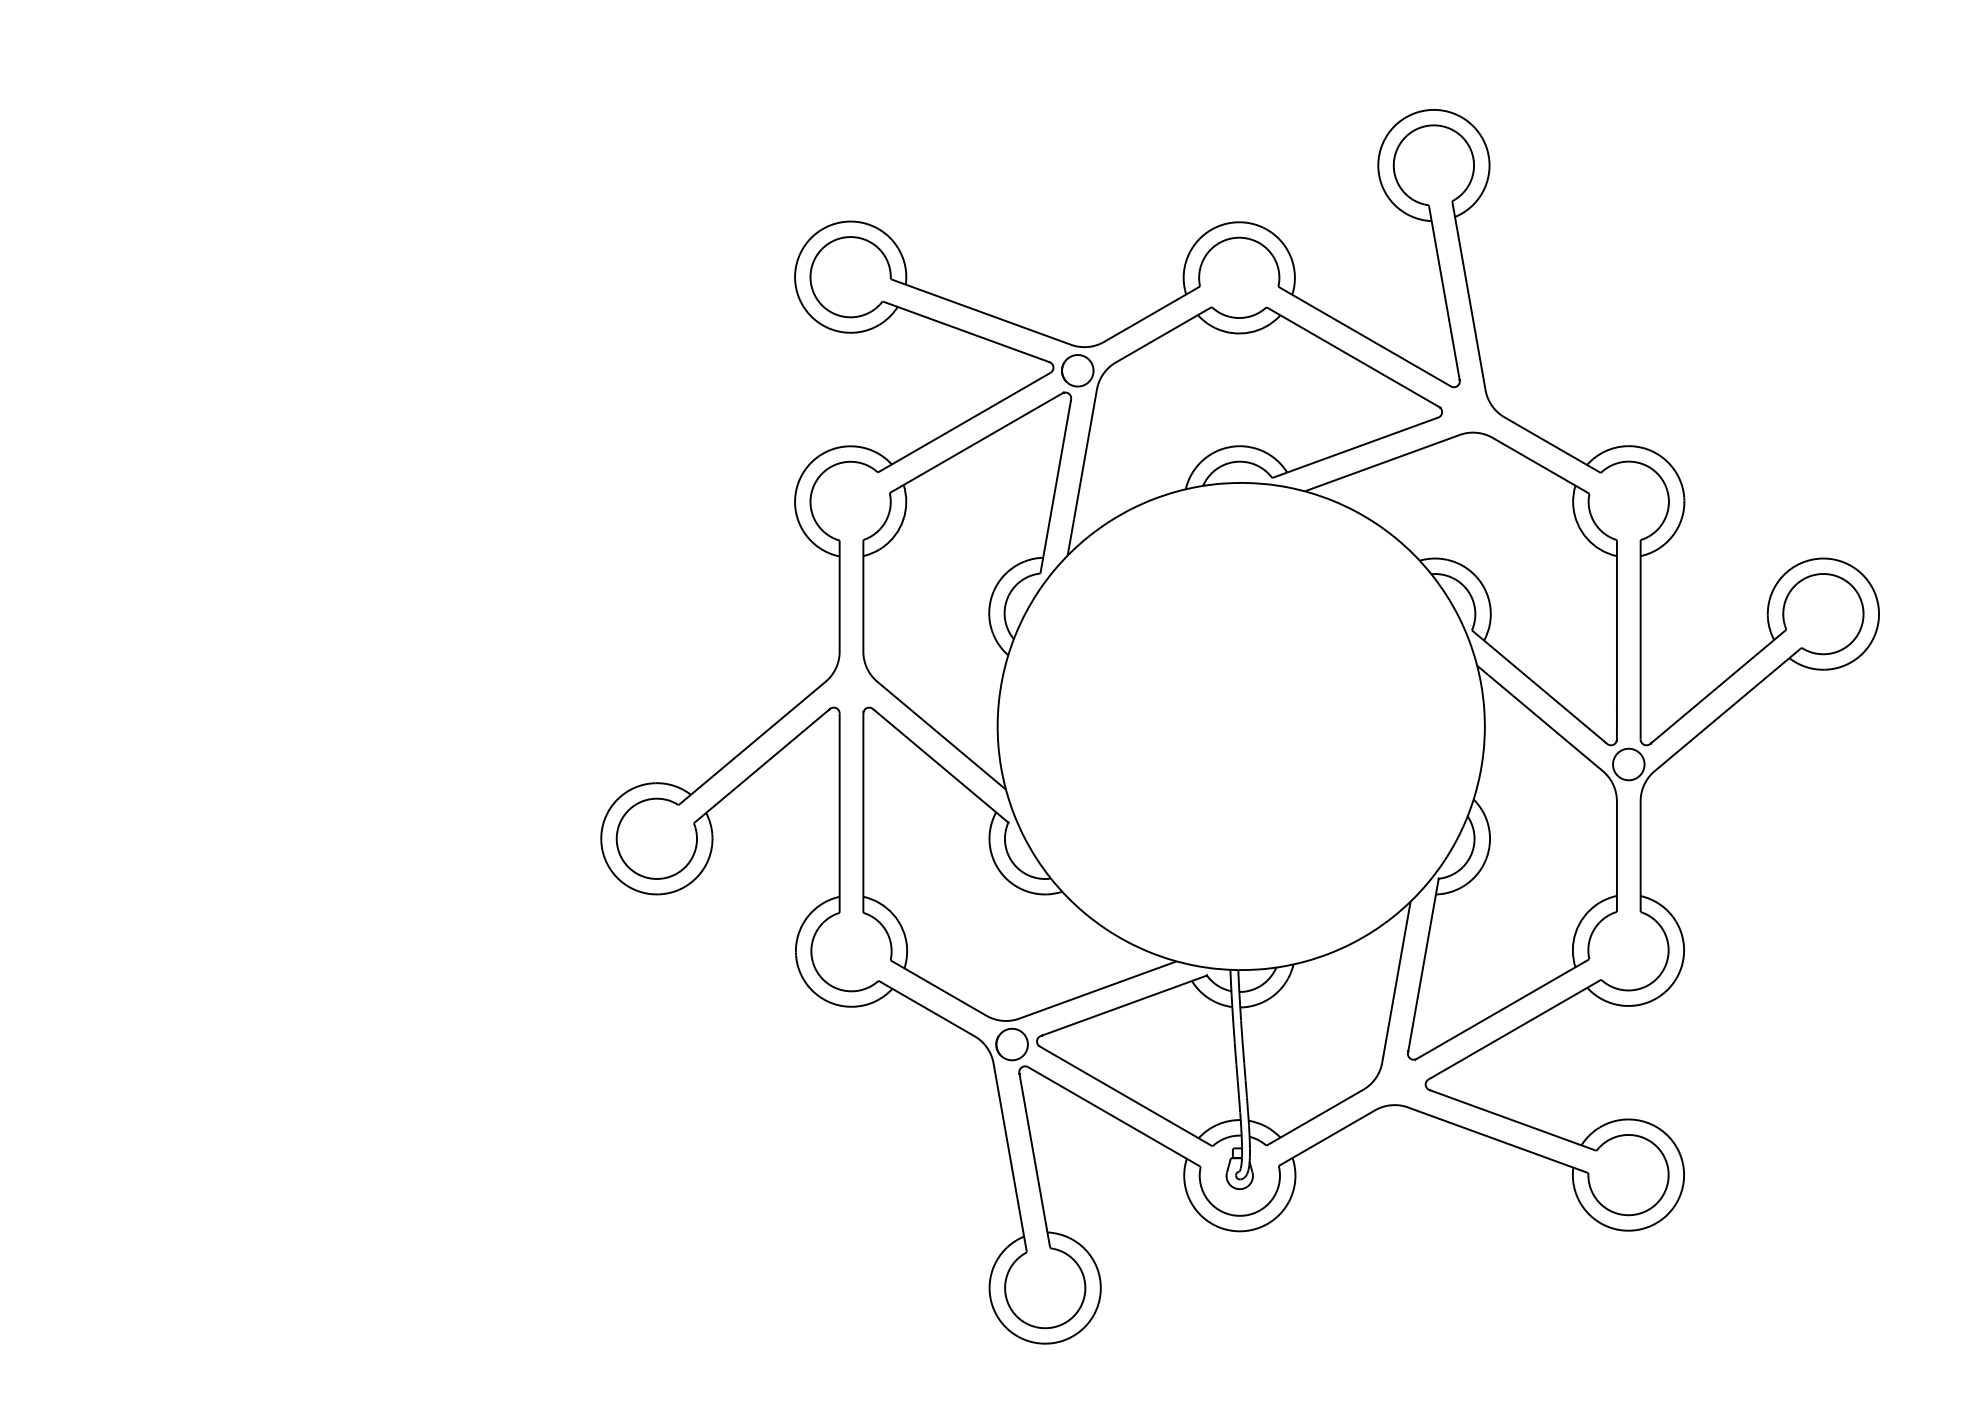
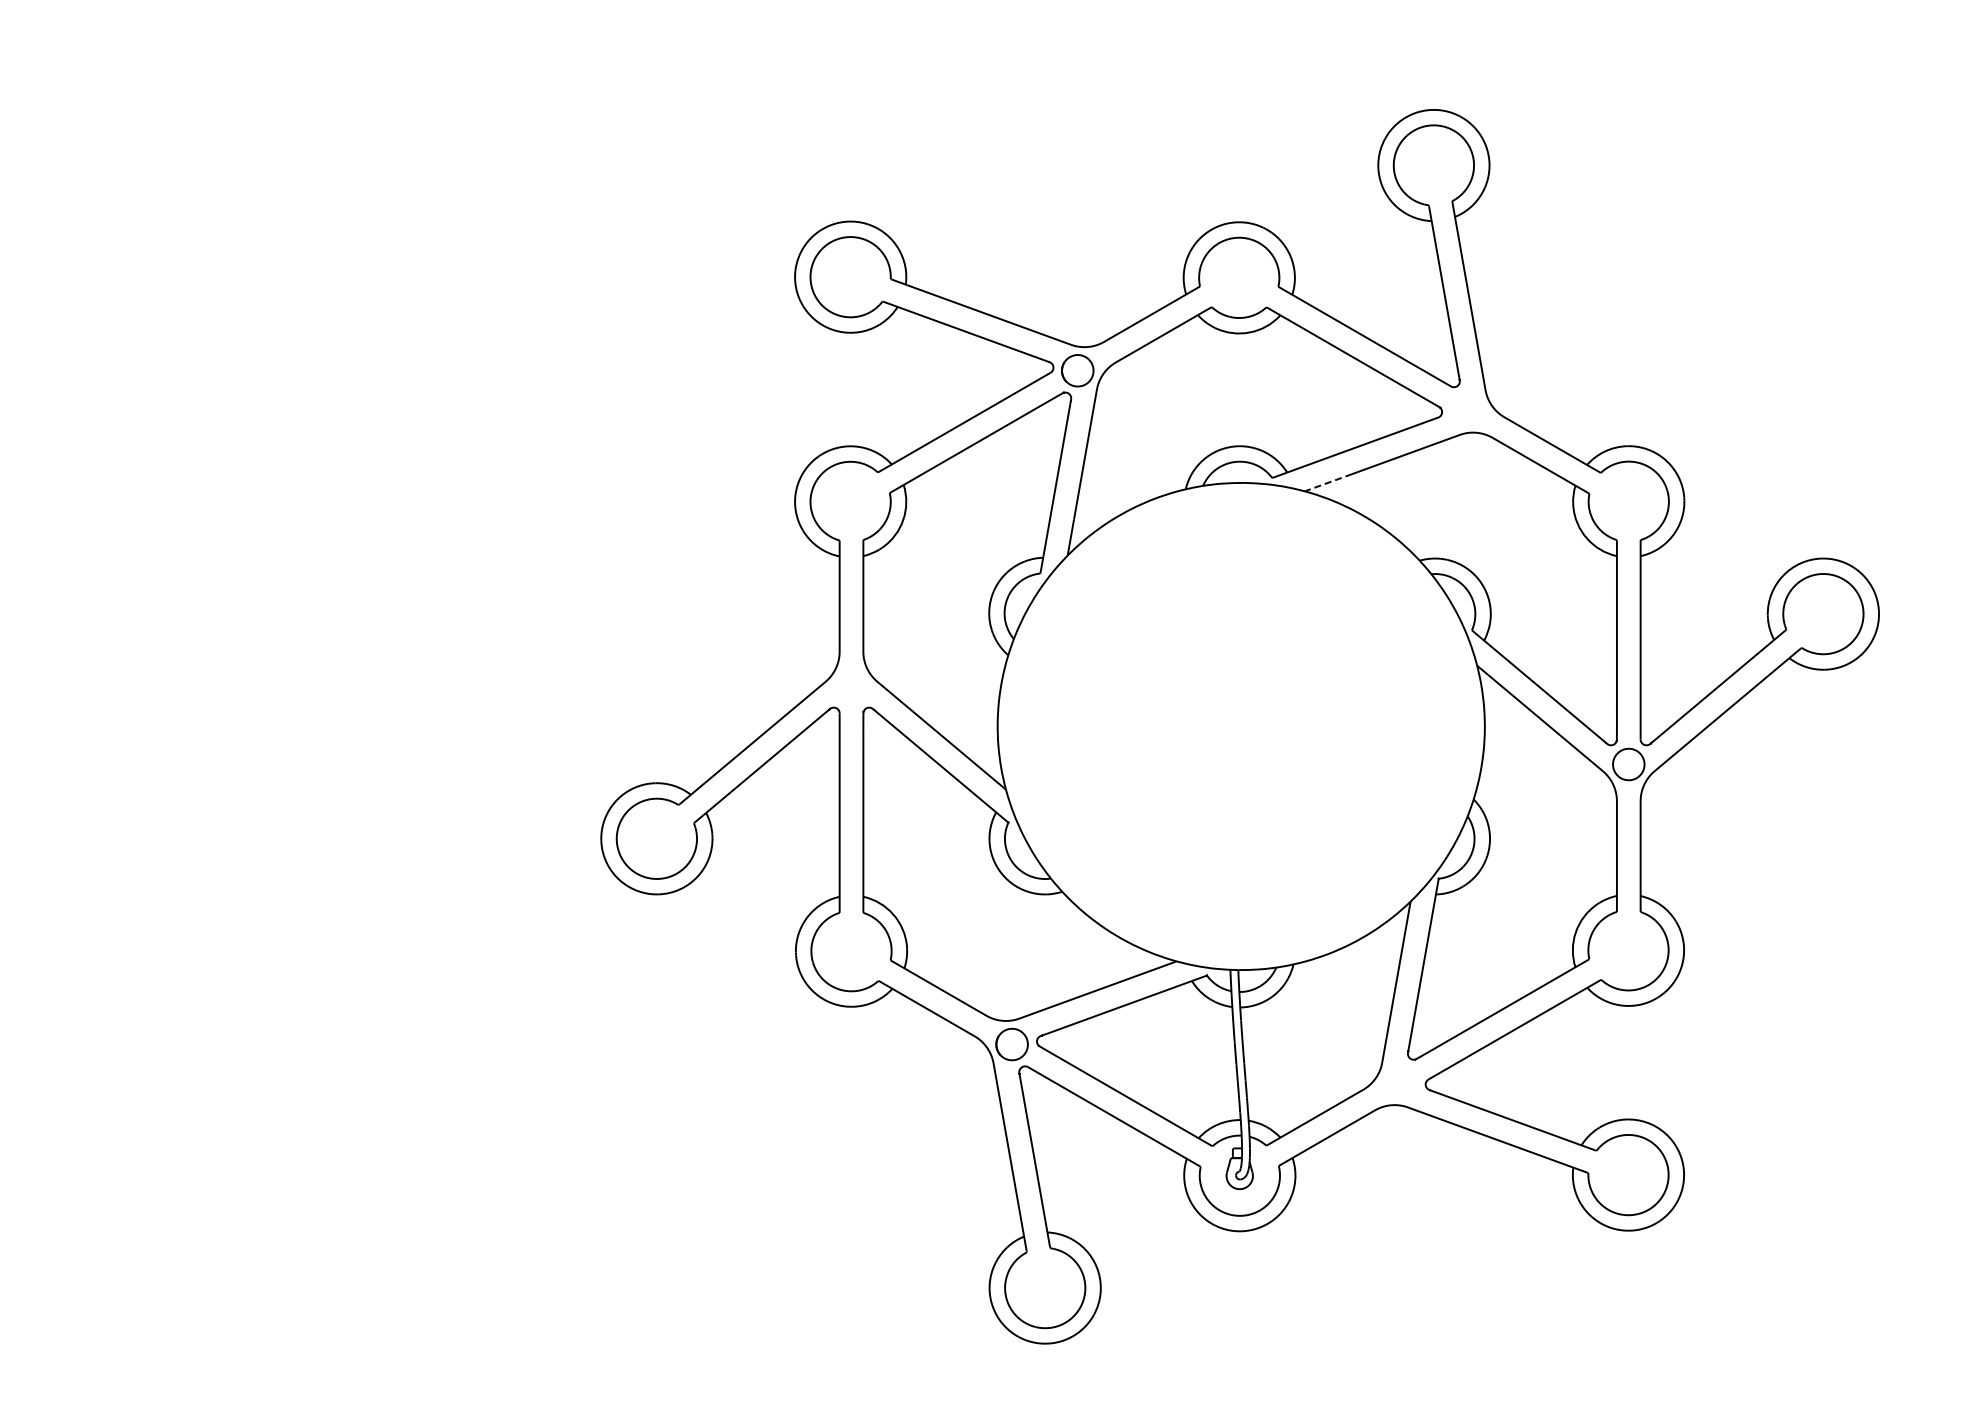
line: solid -> dashed (1327, 482)
